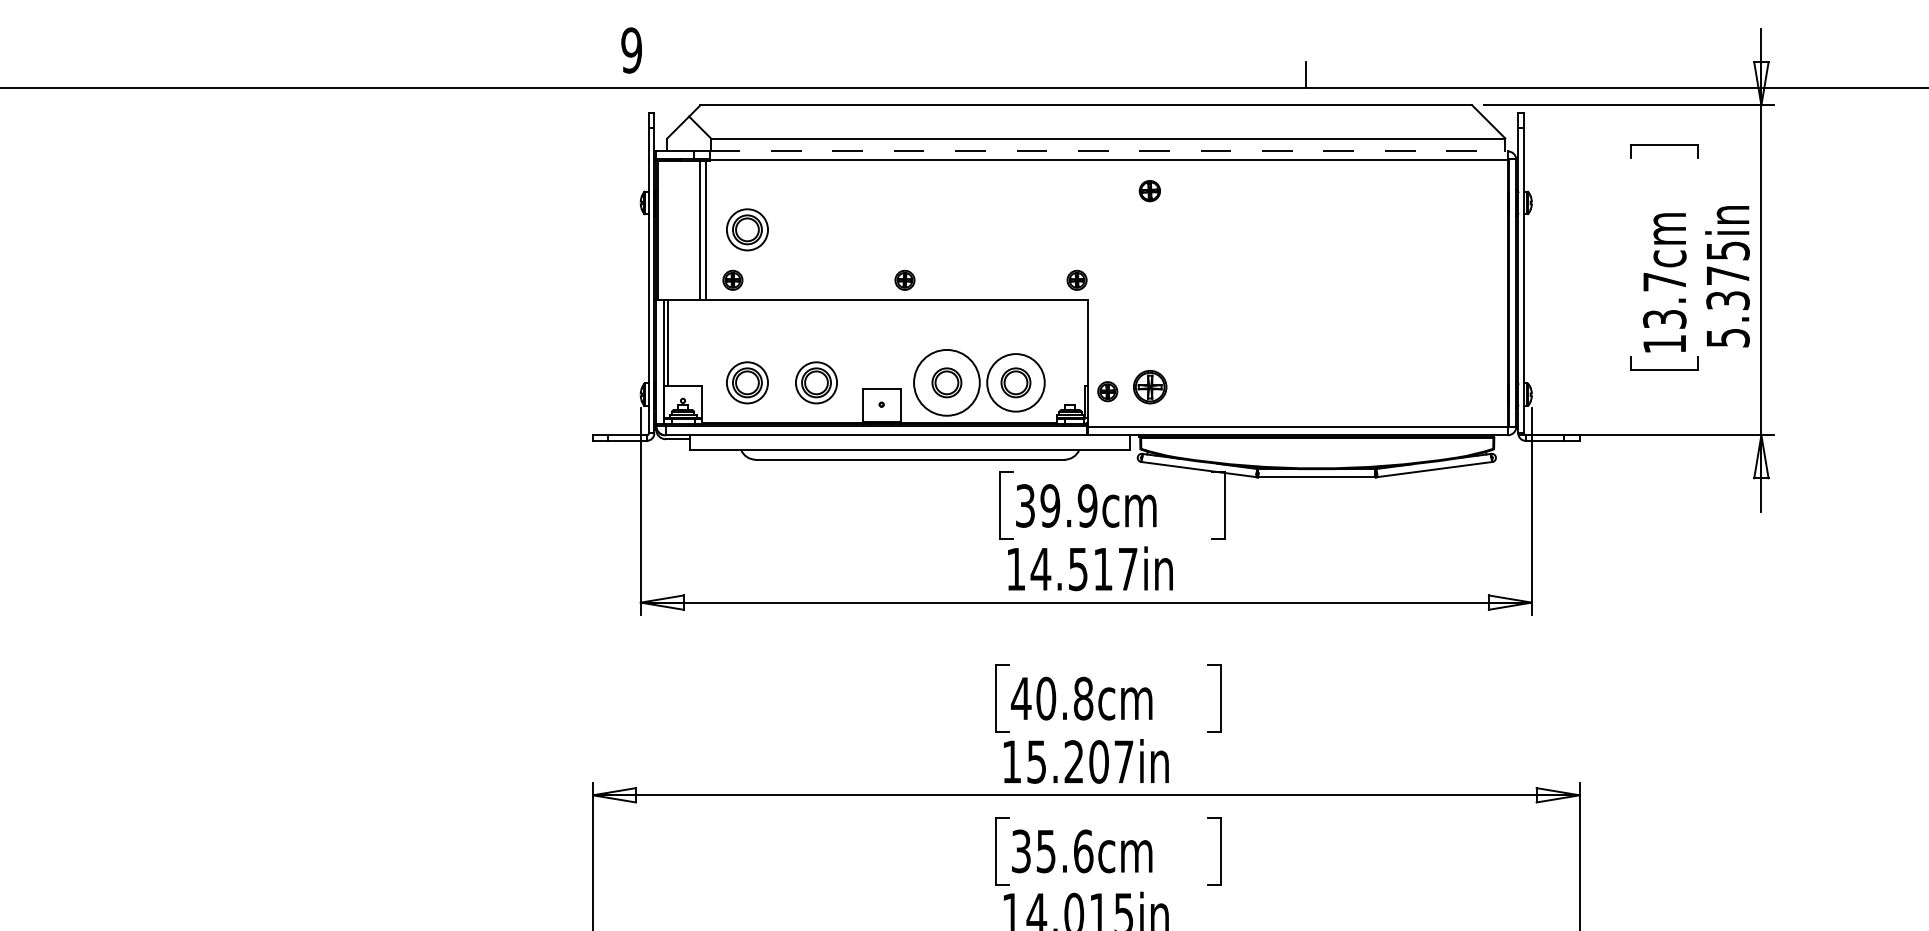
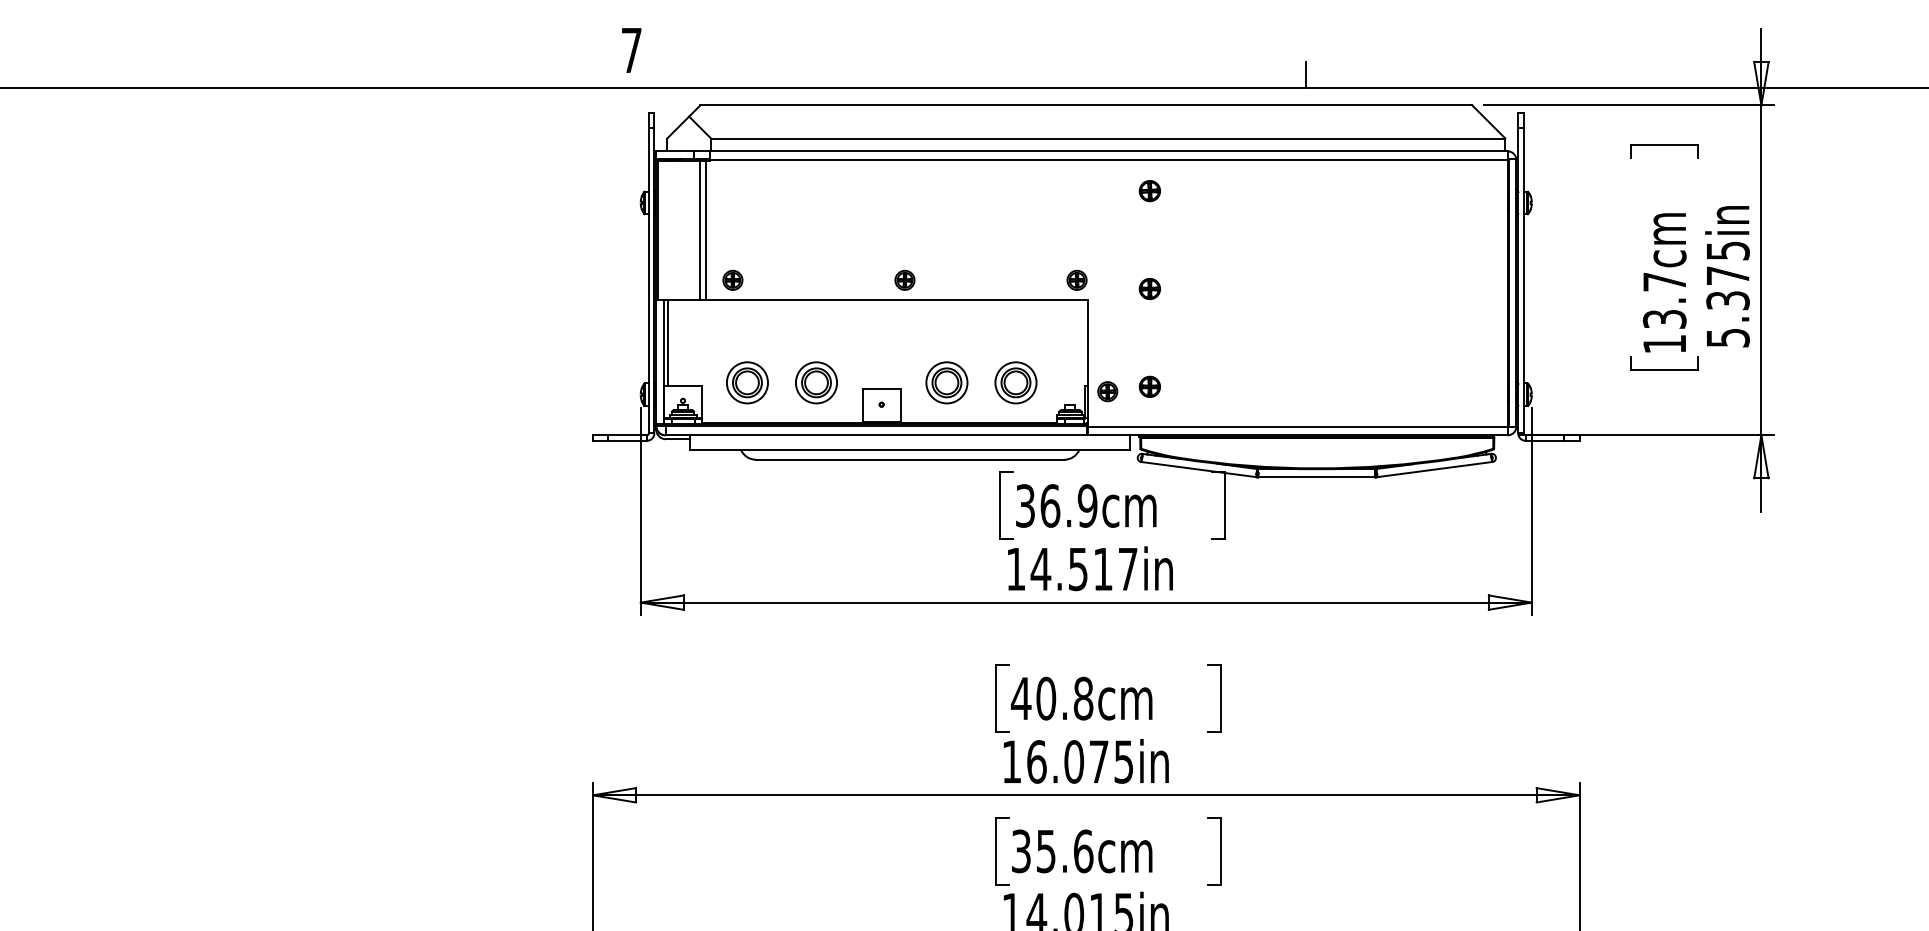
text: 9 -> 7 (631, 50)
line: dashed -> solid (1109, 151)
part: present -> none (747, 229)
part: none -> present (1149, 288)
circle diameter: 66 px -> 41 px (946, 382)
circle diameter: 58 px -> 41 px (1015, 382)
part size: 35x35 px -> 23x23 px (1149, 386)
text: 39.9cm -> 36.9cm (1050, 505)
text: 15.207in -> 16.075in (1080, 761)
